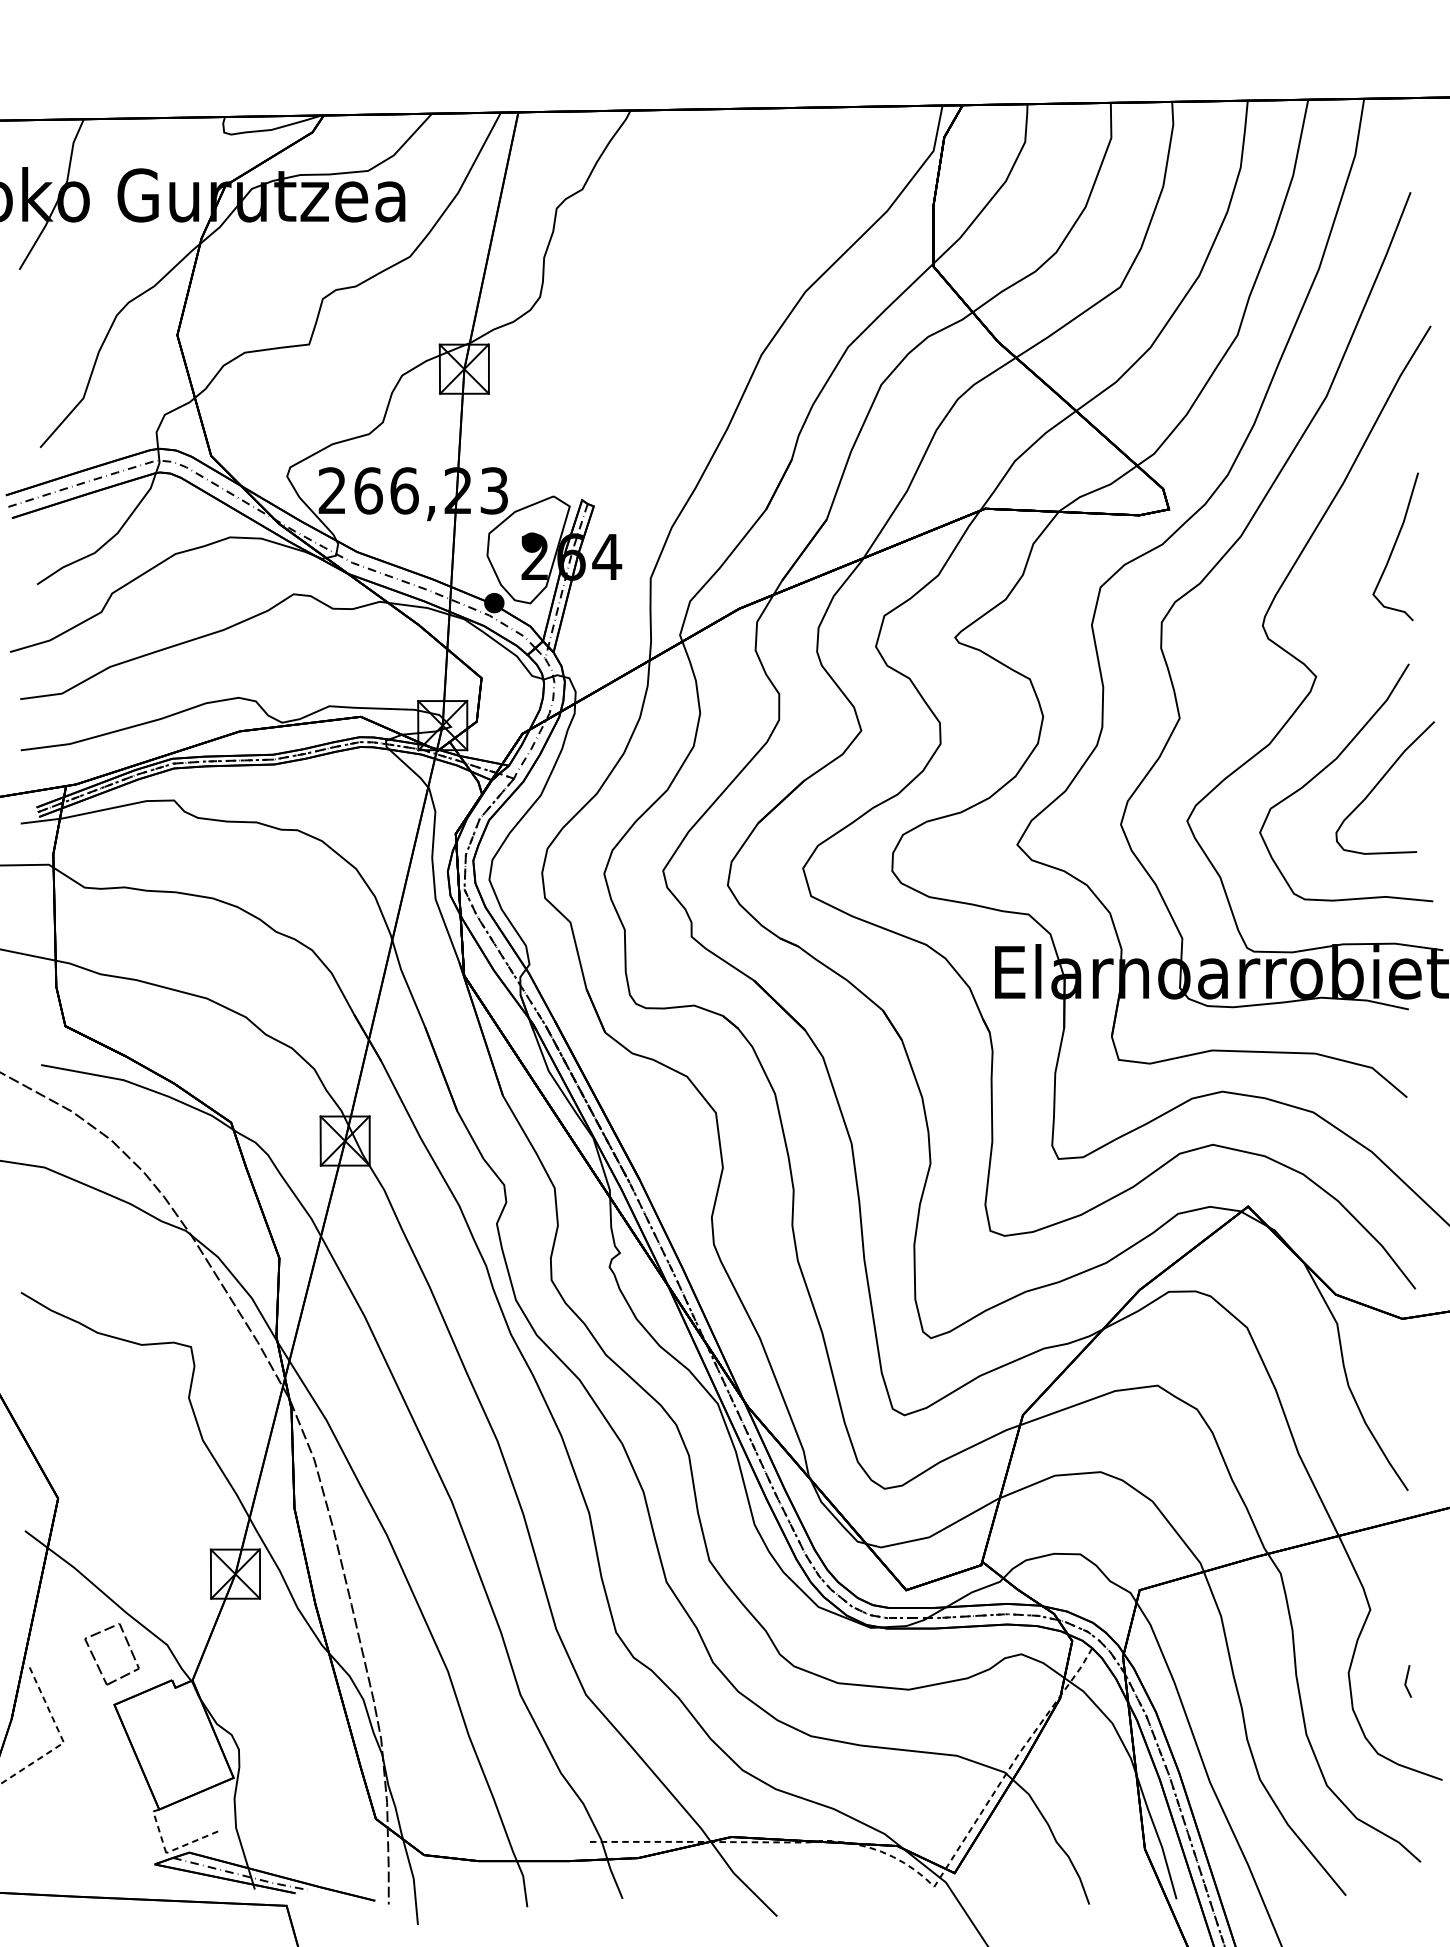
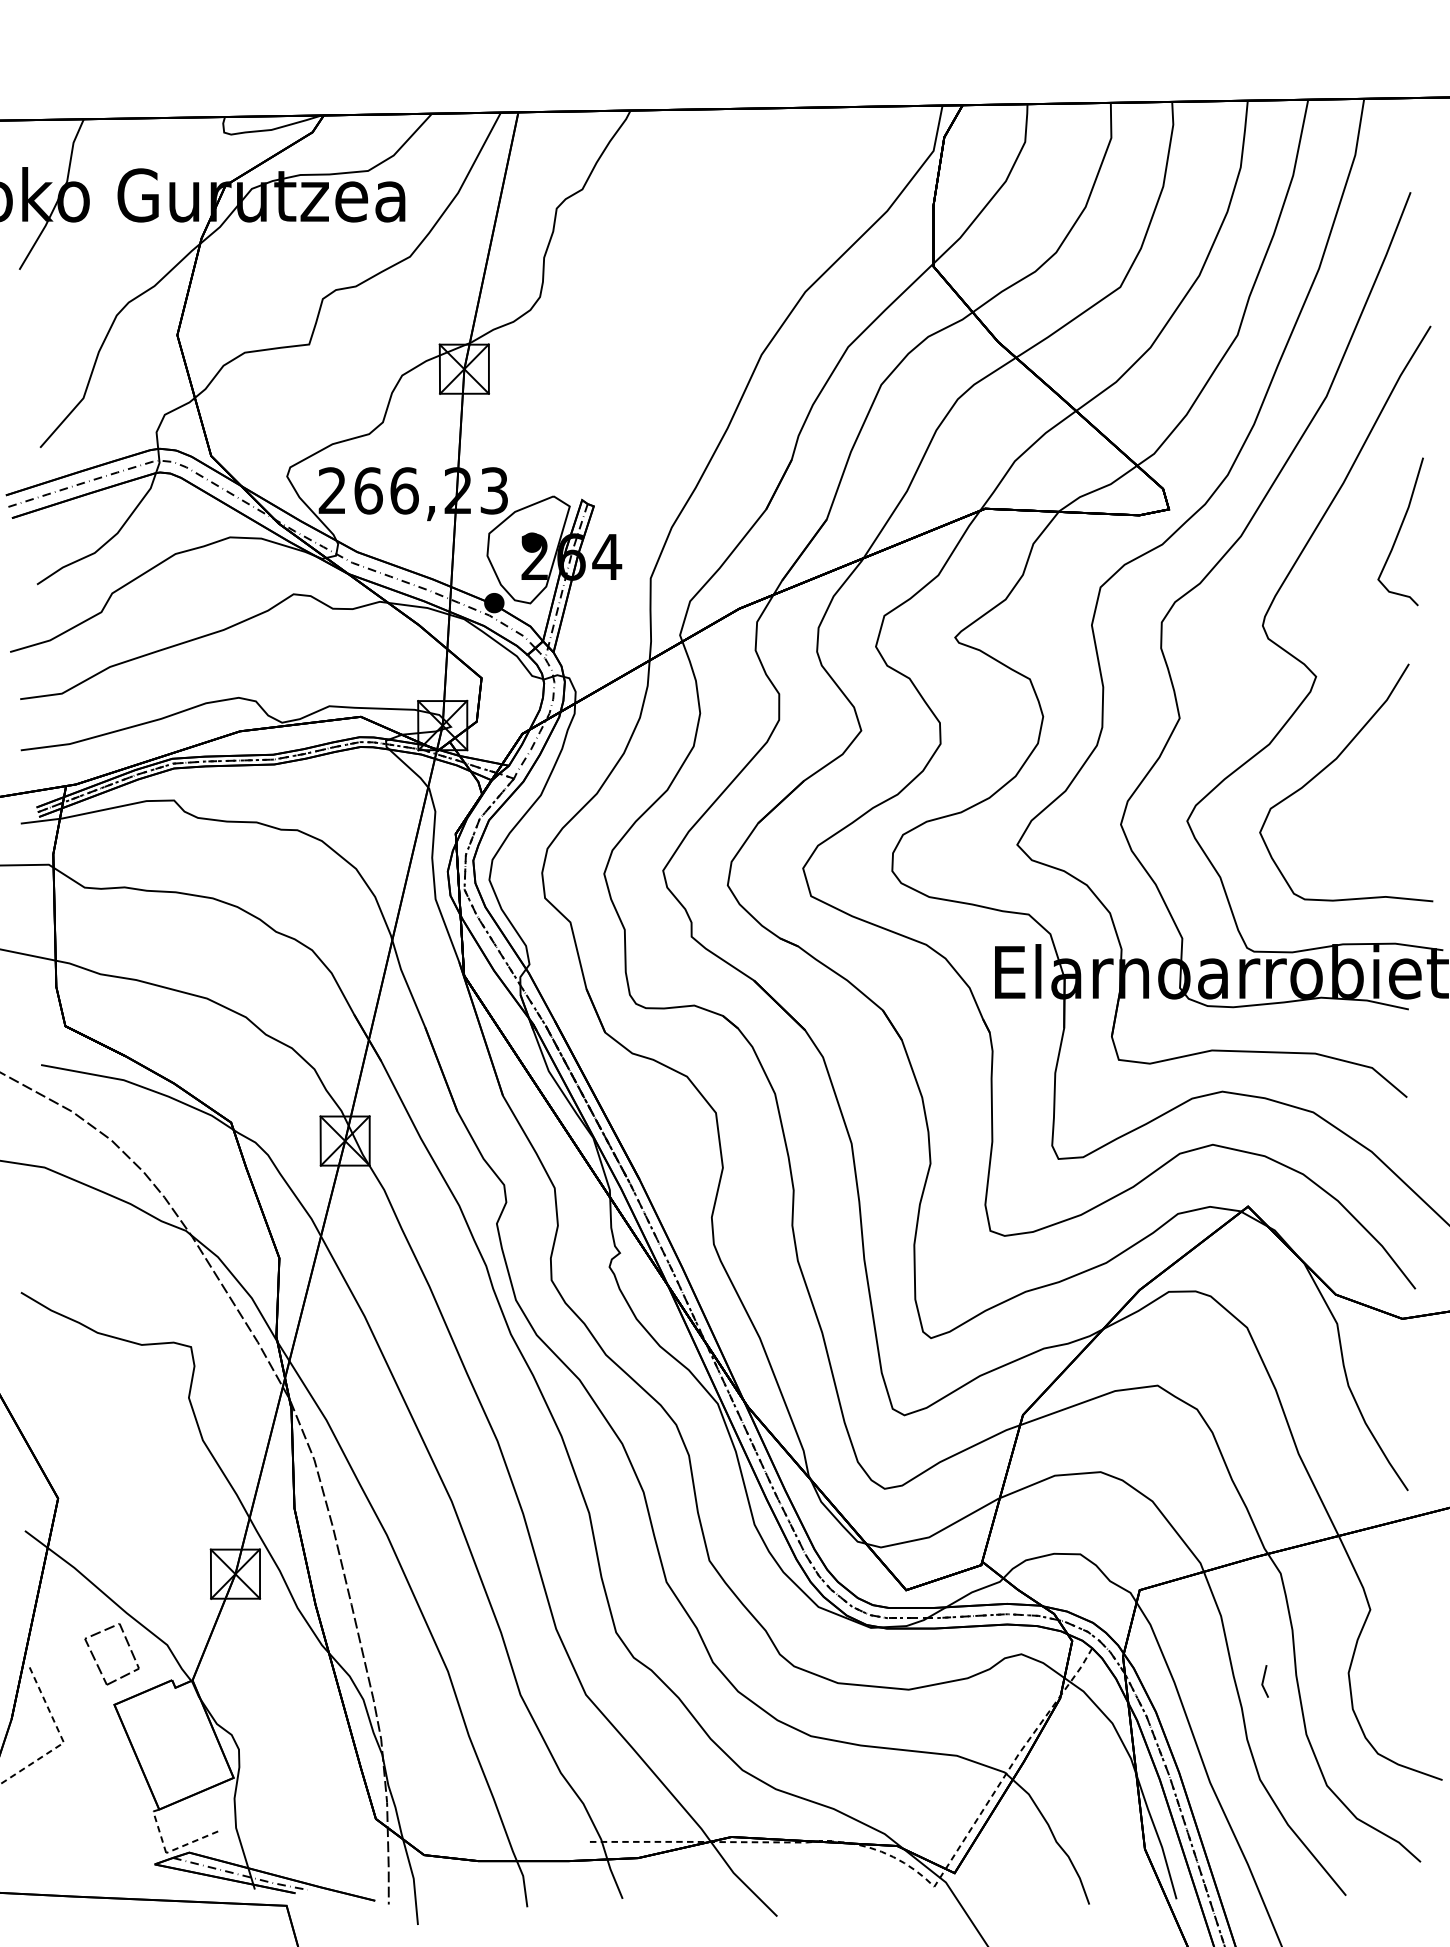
curve position: (1395, 545) -> (1400, 530) (1400, 530)
curve: present -> none (1379, 783)
line position: (1407, 1680) -> (1264, 1680) (1264, 1680)
